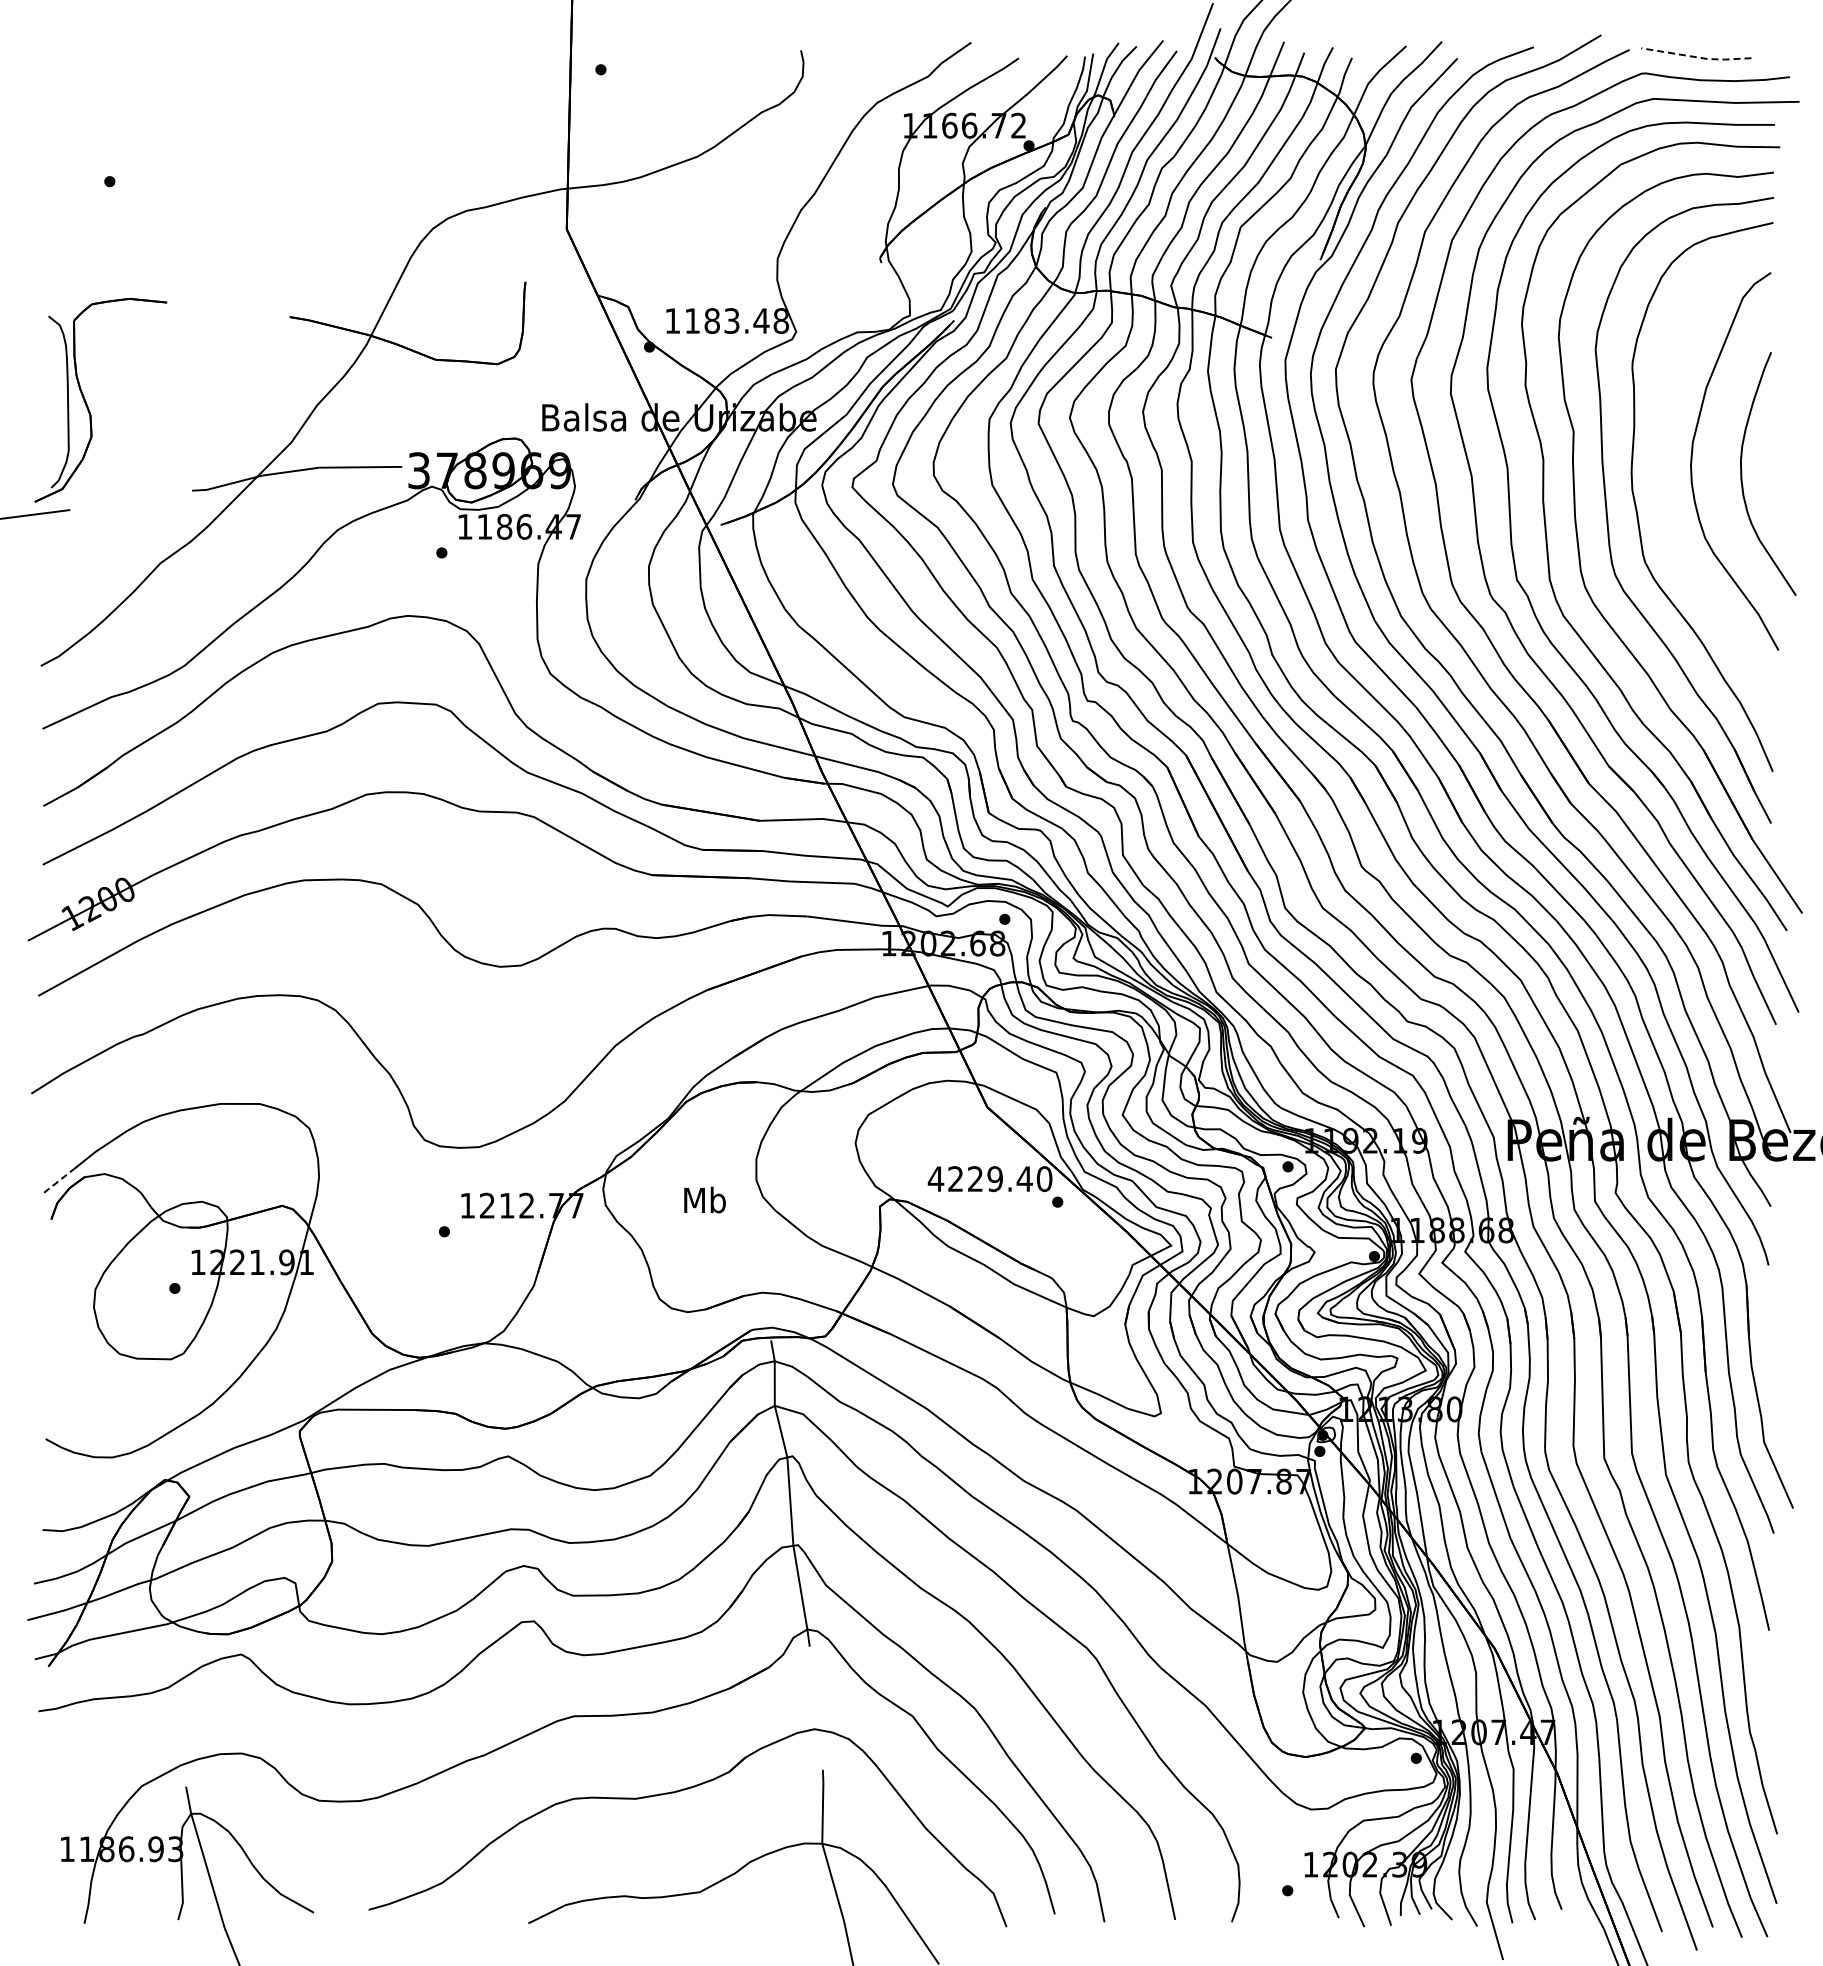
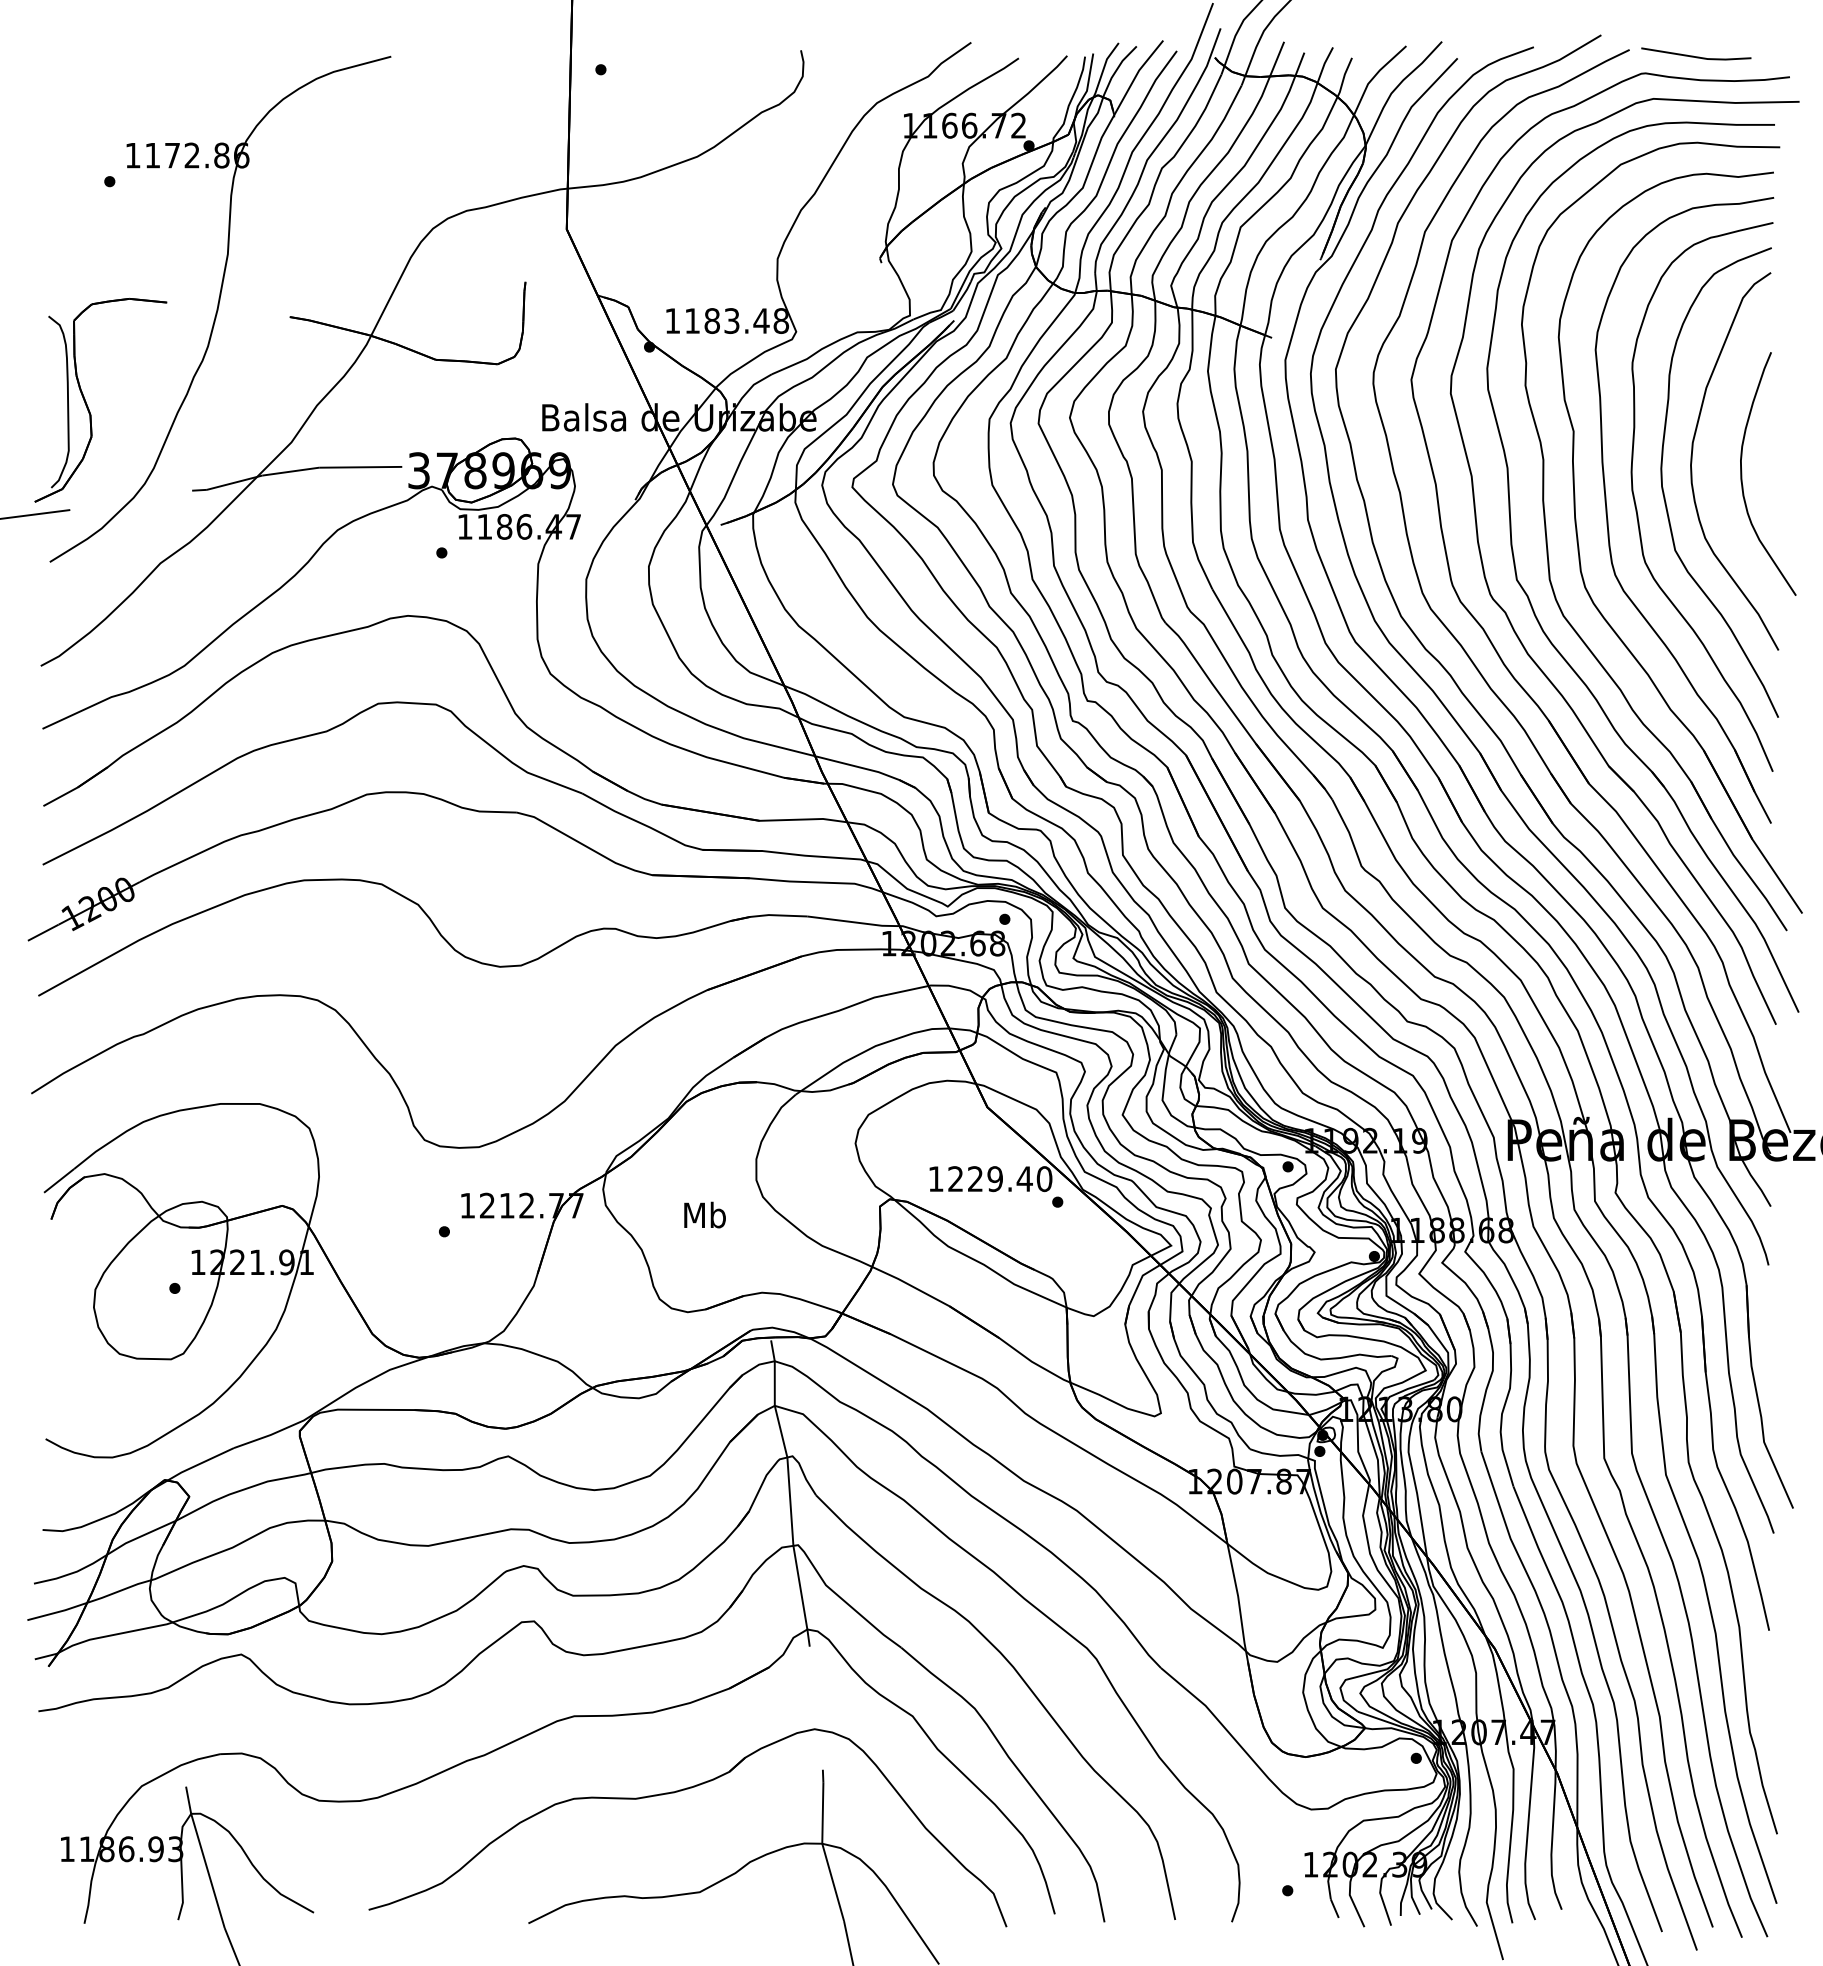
line: dashed -> solid (1696, 57)
part: none -> present (220, 308)
curve: none -> present (1664, 492)
text: 4229.40 -> 1229.40 (935, 1178)
line: dashed -> solid (59, 1180)
text position: (704, 1199) -> (704, 1214) (704, 1214)
